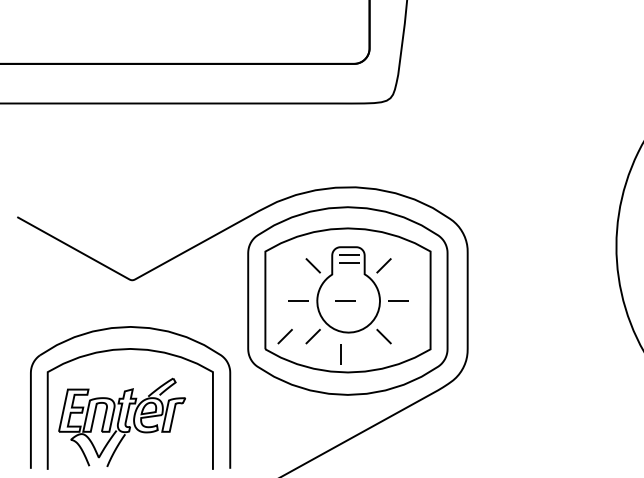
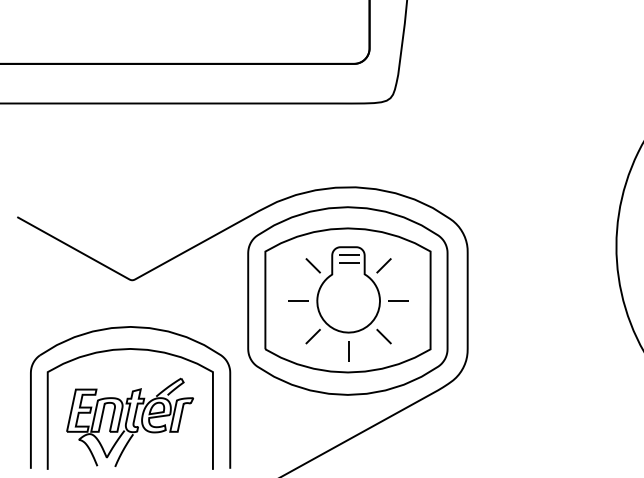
line: present -> none (345, 300)
line: present -> none (284, 336)
line position: (340, 354) -> (348, 351) (348, 351)
part position: (121, 421) -> (129, 421) (129, 421)
